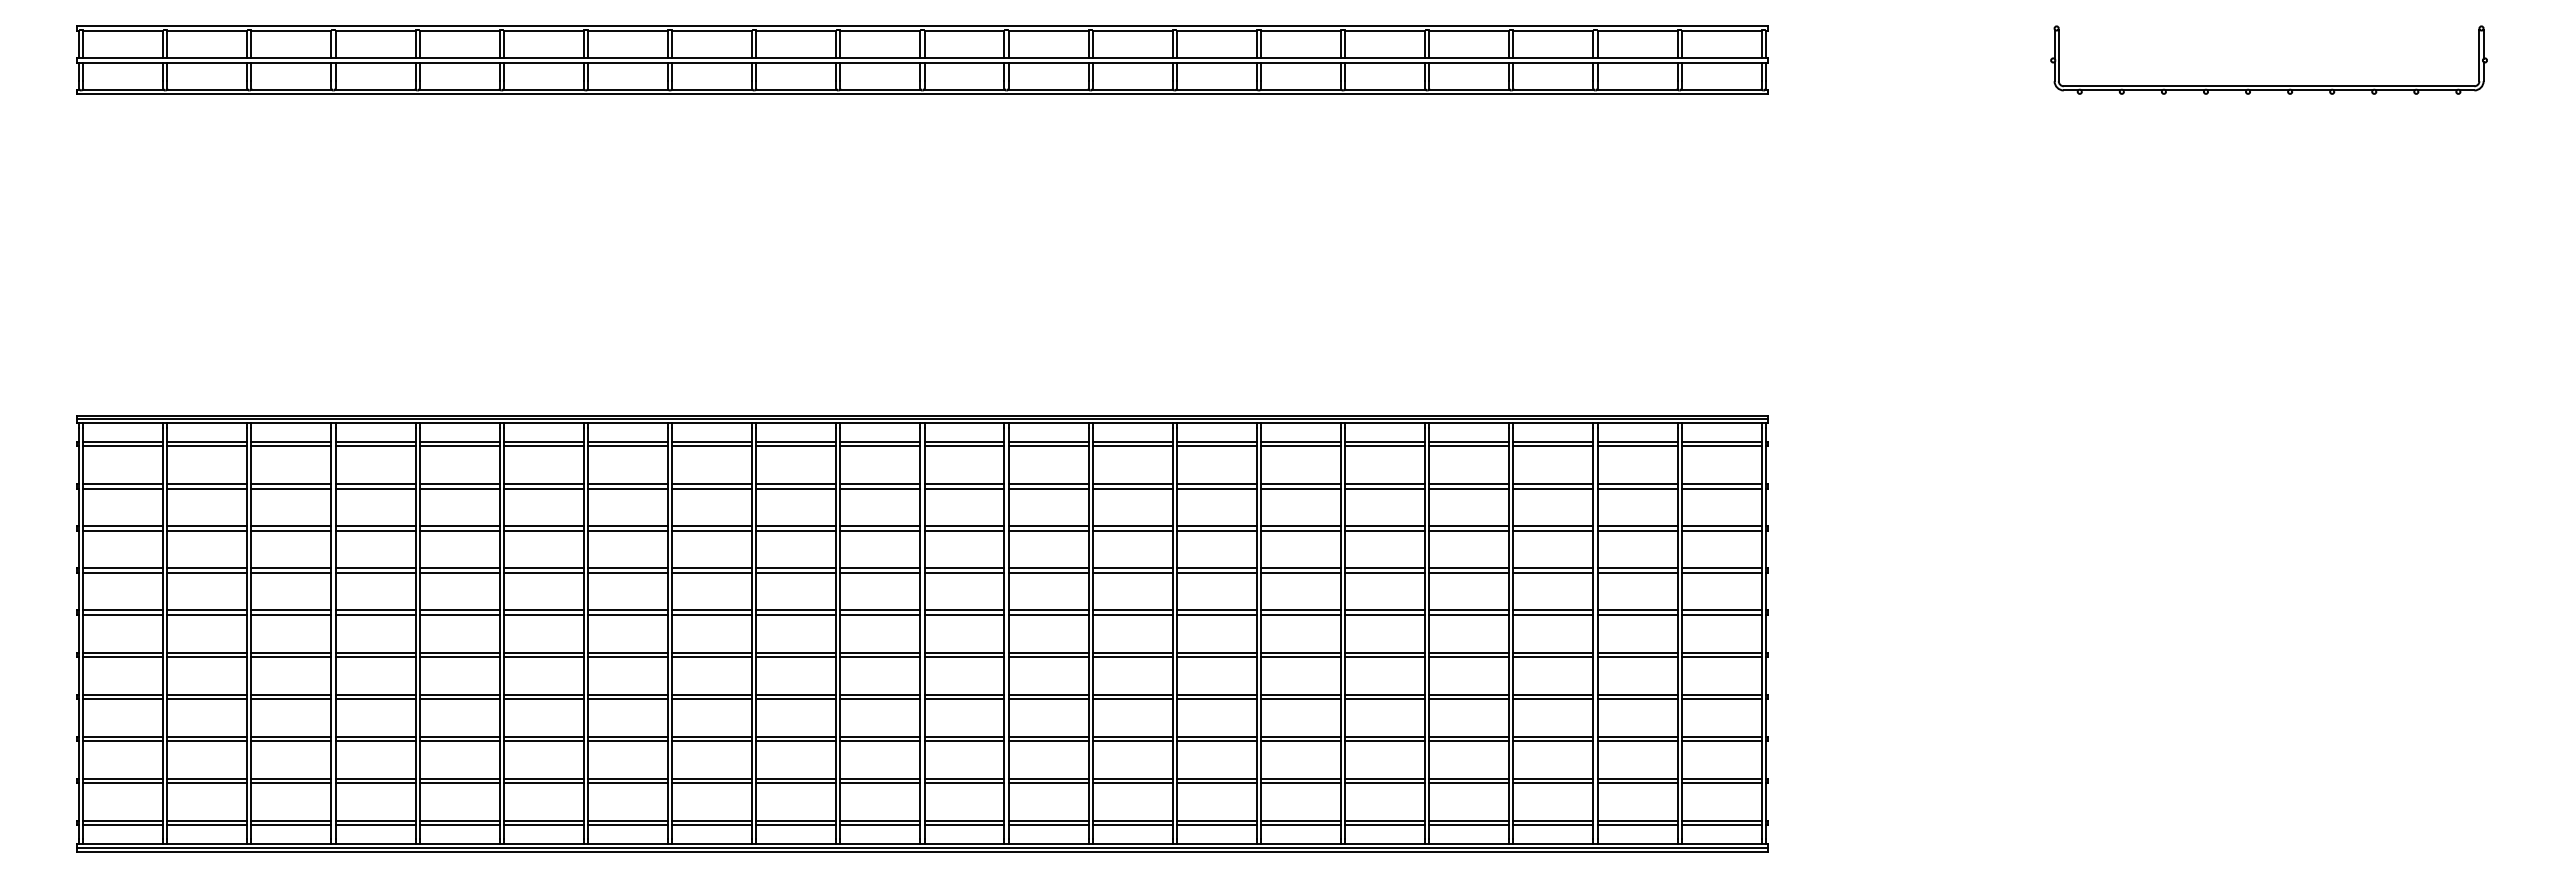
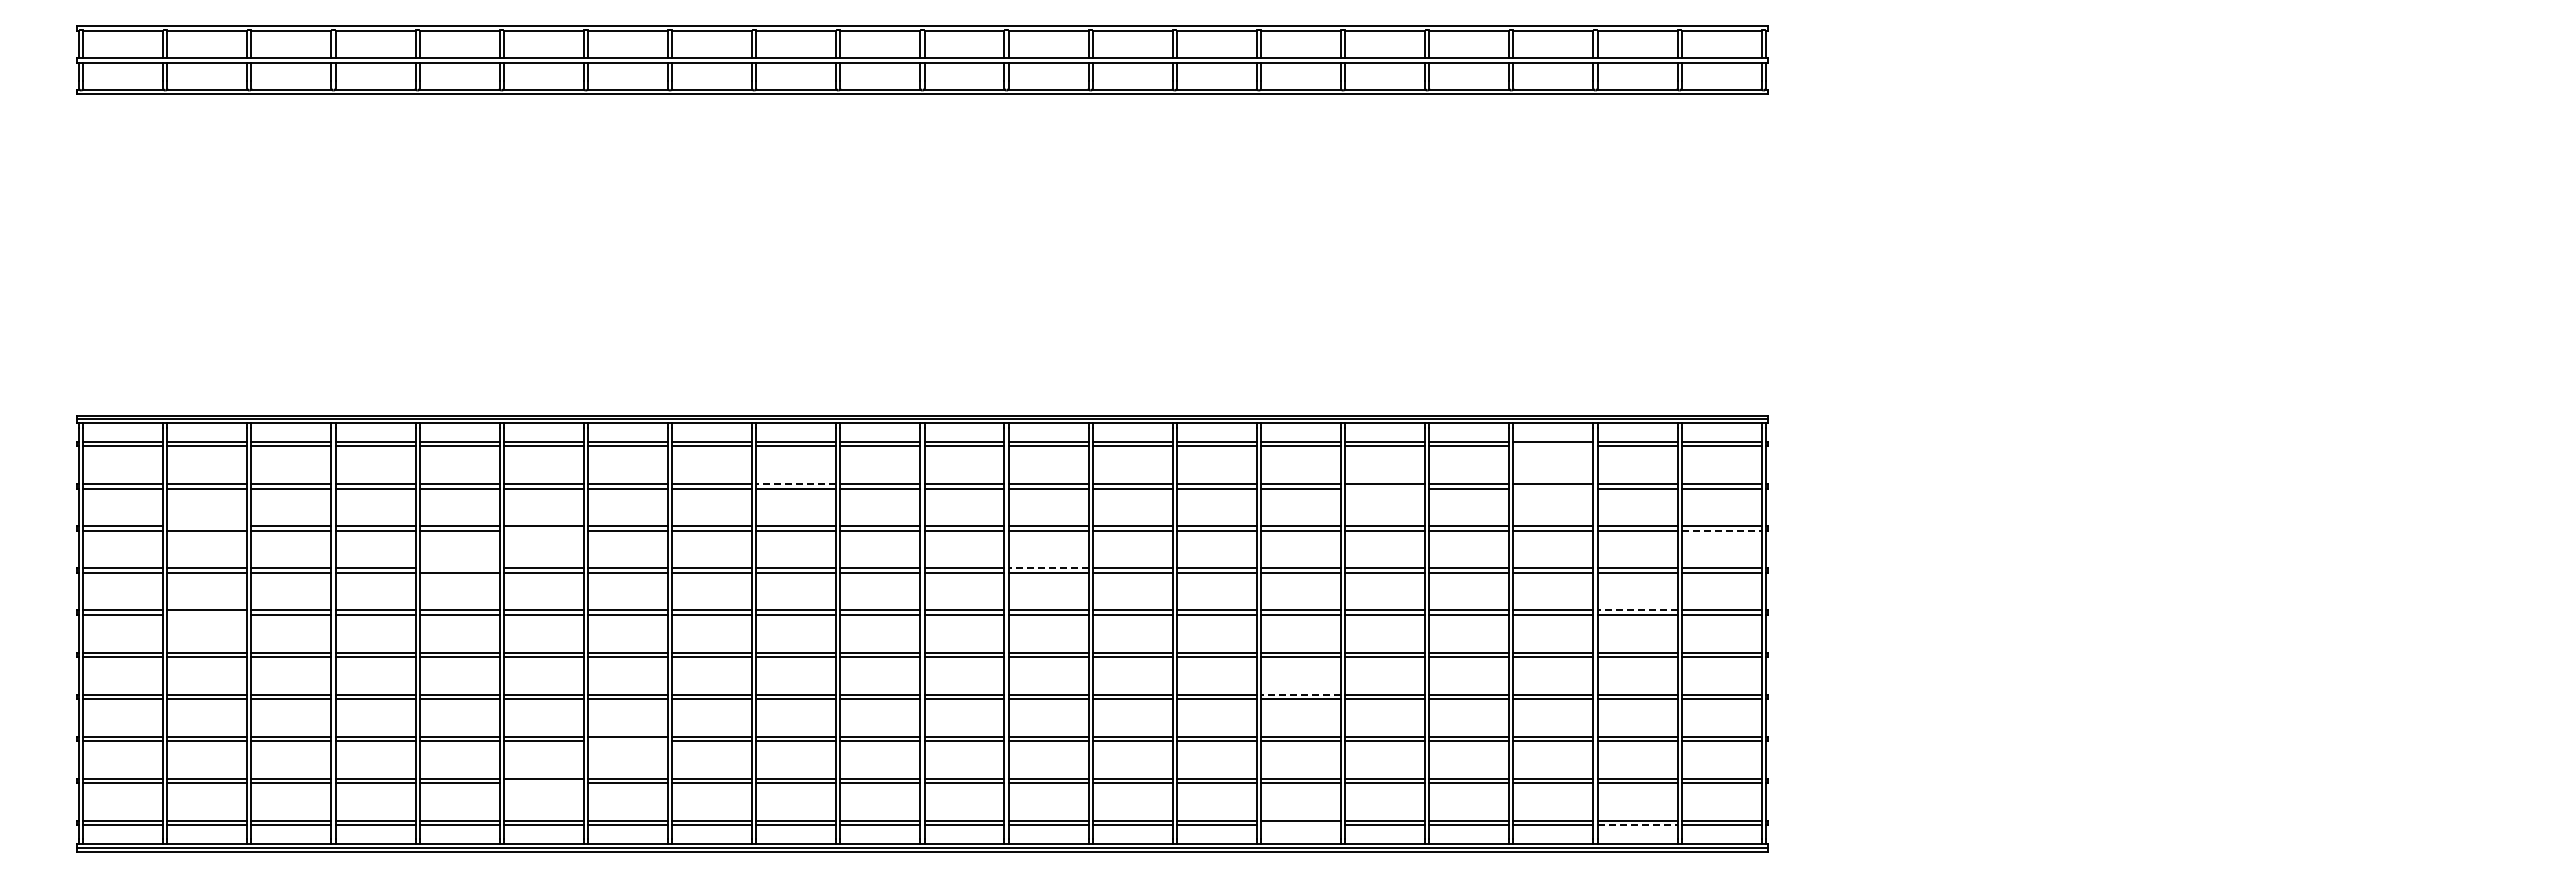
part: present -> none (2268, 85)
line: present -> none (1553, 446)
line: solid -> dashed (796, 484)
line: present -> none (1385, 488)
line: present -> none (1553, 488)
line: present -> none (207, 526)
line: present -> none (543, 530)
line: solid -> dashed (1721, 530)
line: present -> none (459, 568)
line: solid -> dashed (1048, 568)
line: solid -> dashed (1637, 610)
line: present -> none (207, 614)
line: solid -> dashed (1301, 694)
line: present -> none (627, 740)
line: present -> none (543, 782)
line: present -> none (1300, 825)
line: solid -> dashed (1637, 825)
